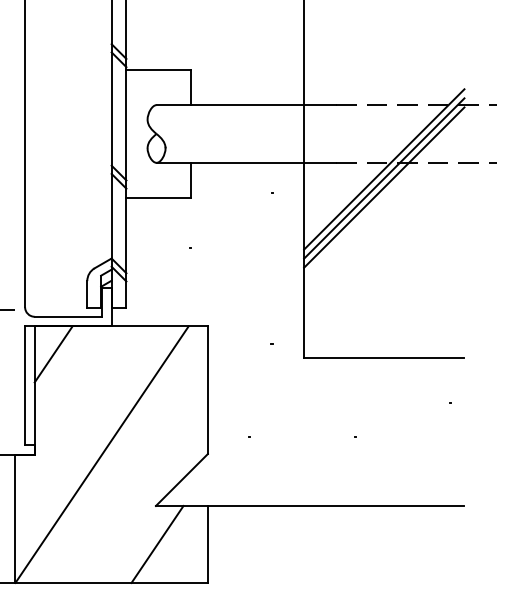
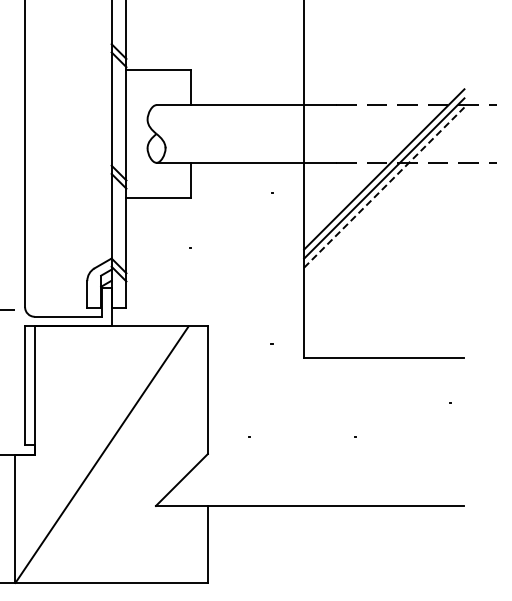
line: solid -> dashed (384, 187)
line: present -> none (53, 354)
line: present -> none (157, 544)
